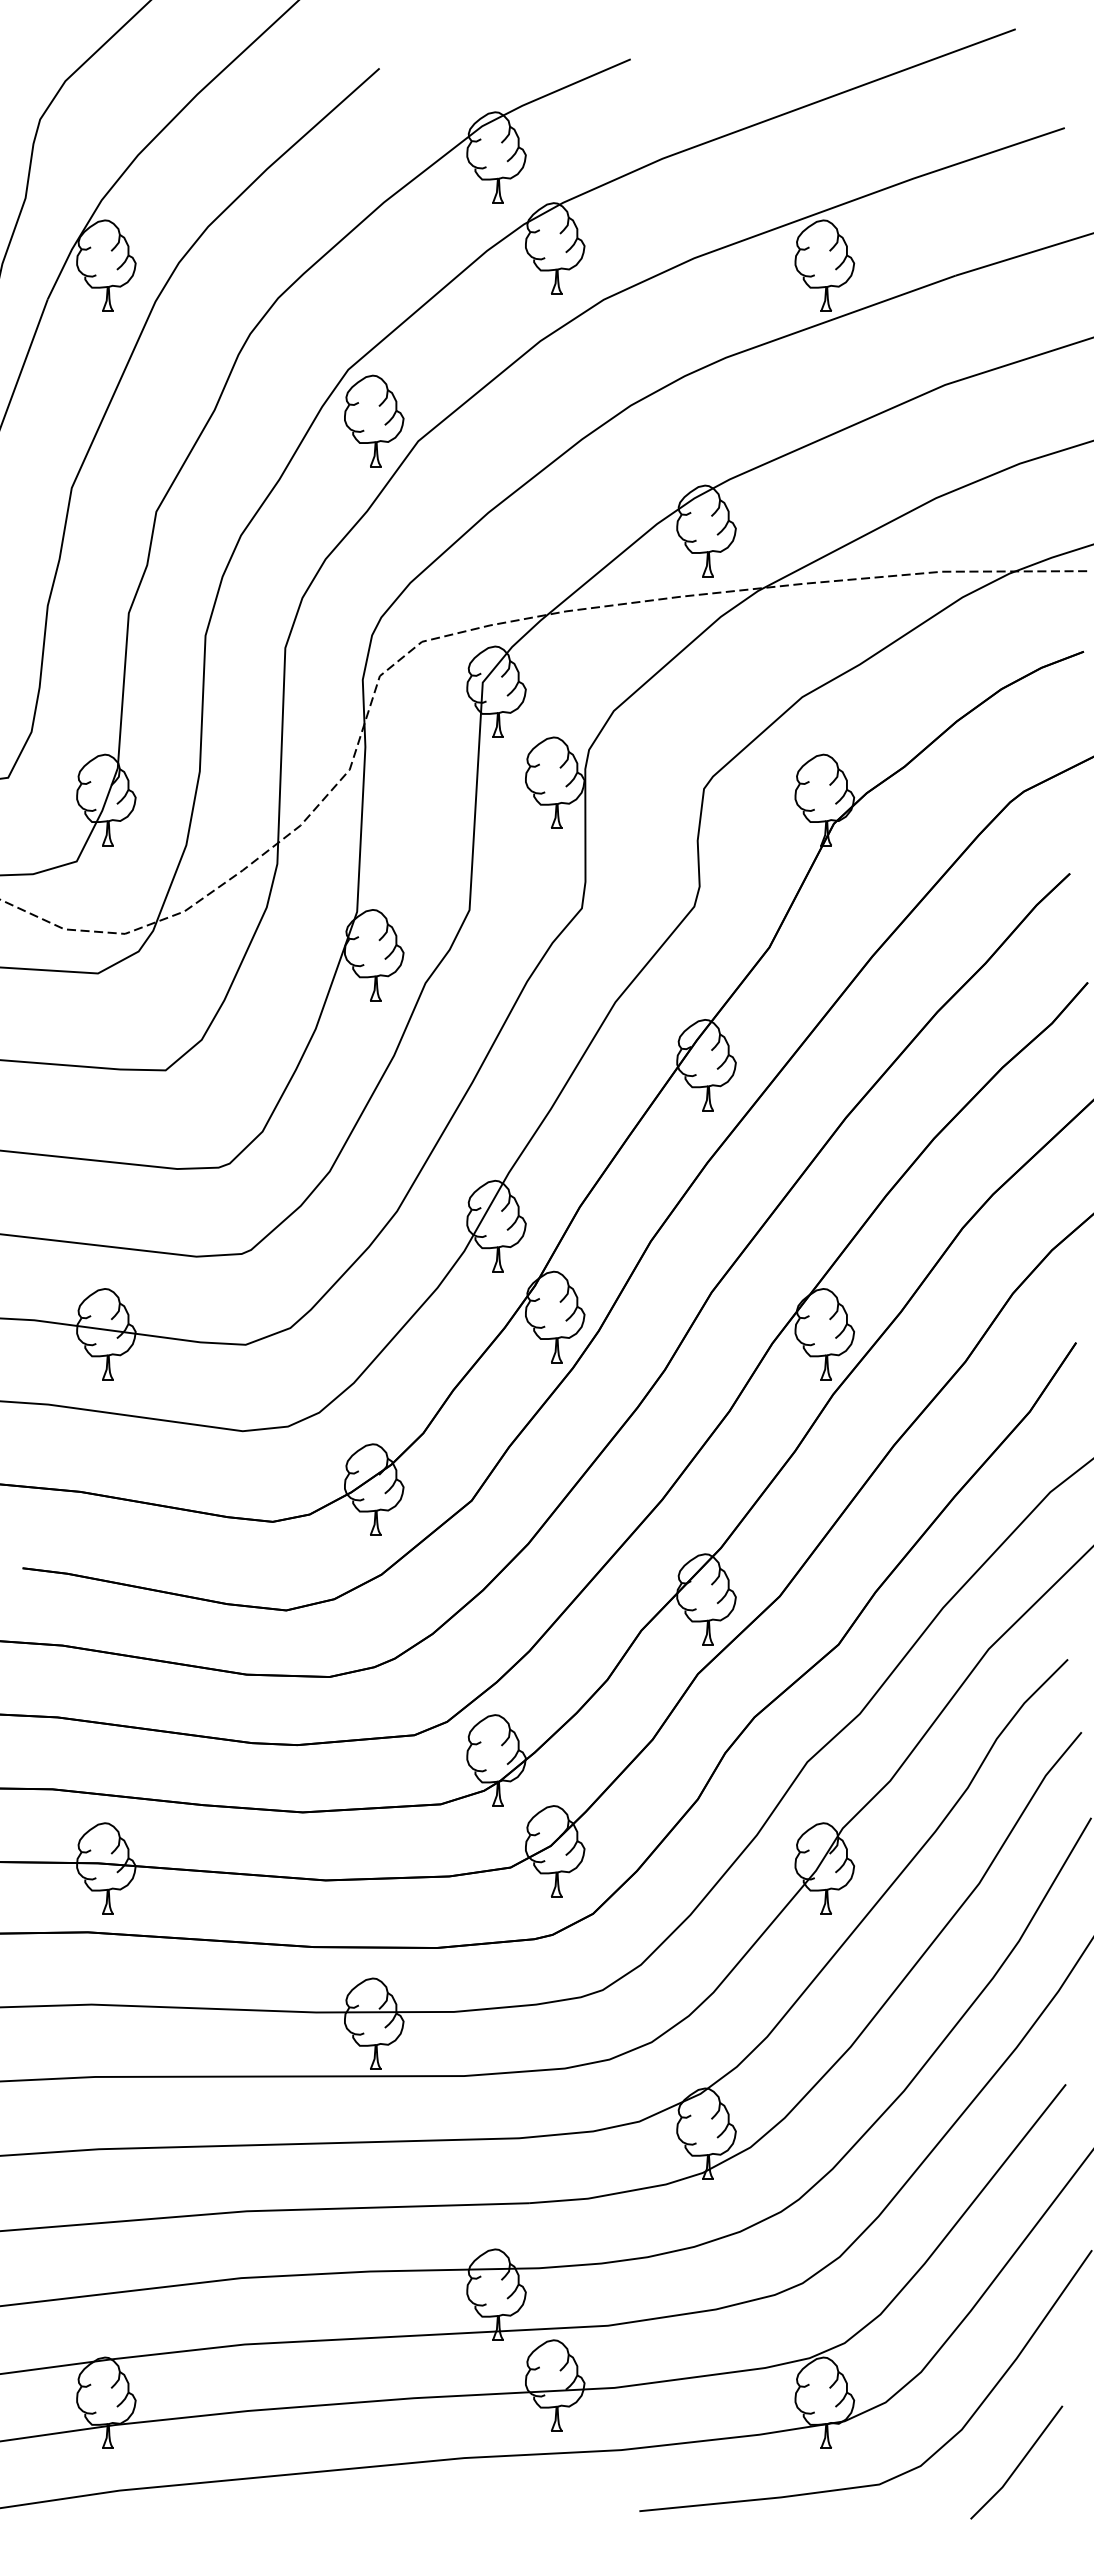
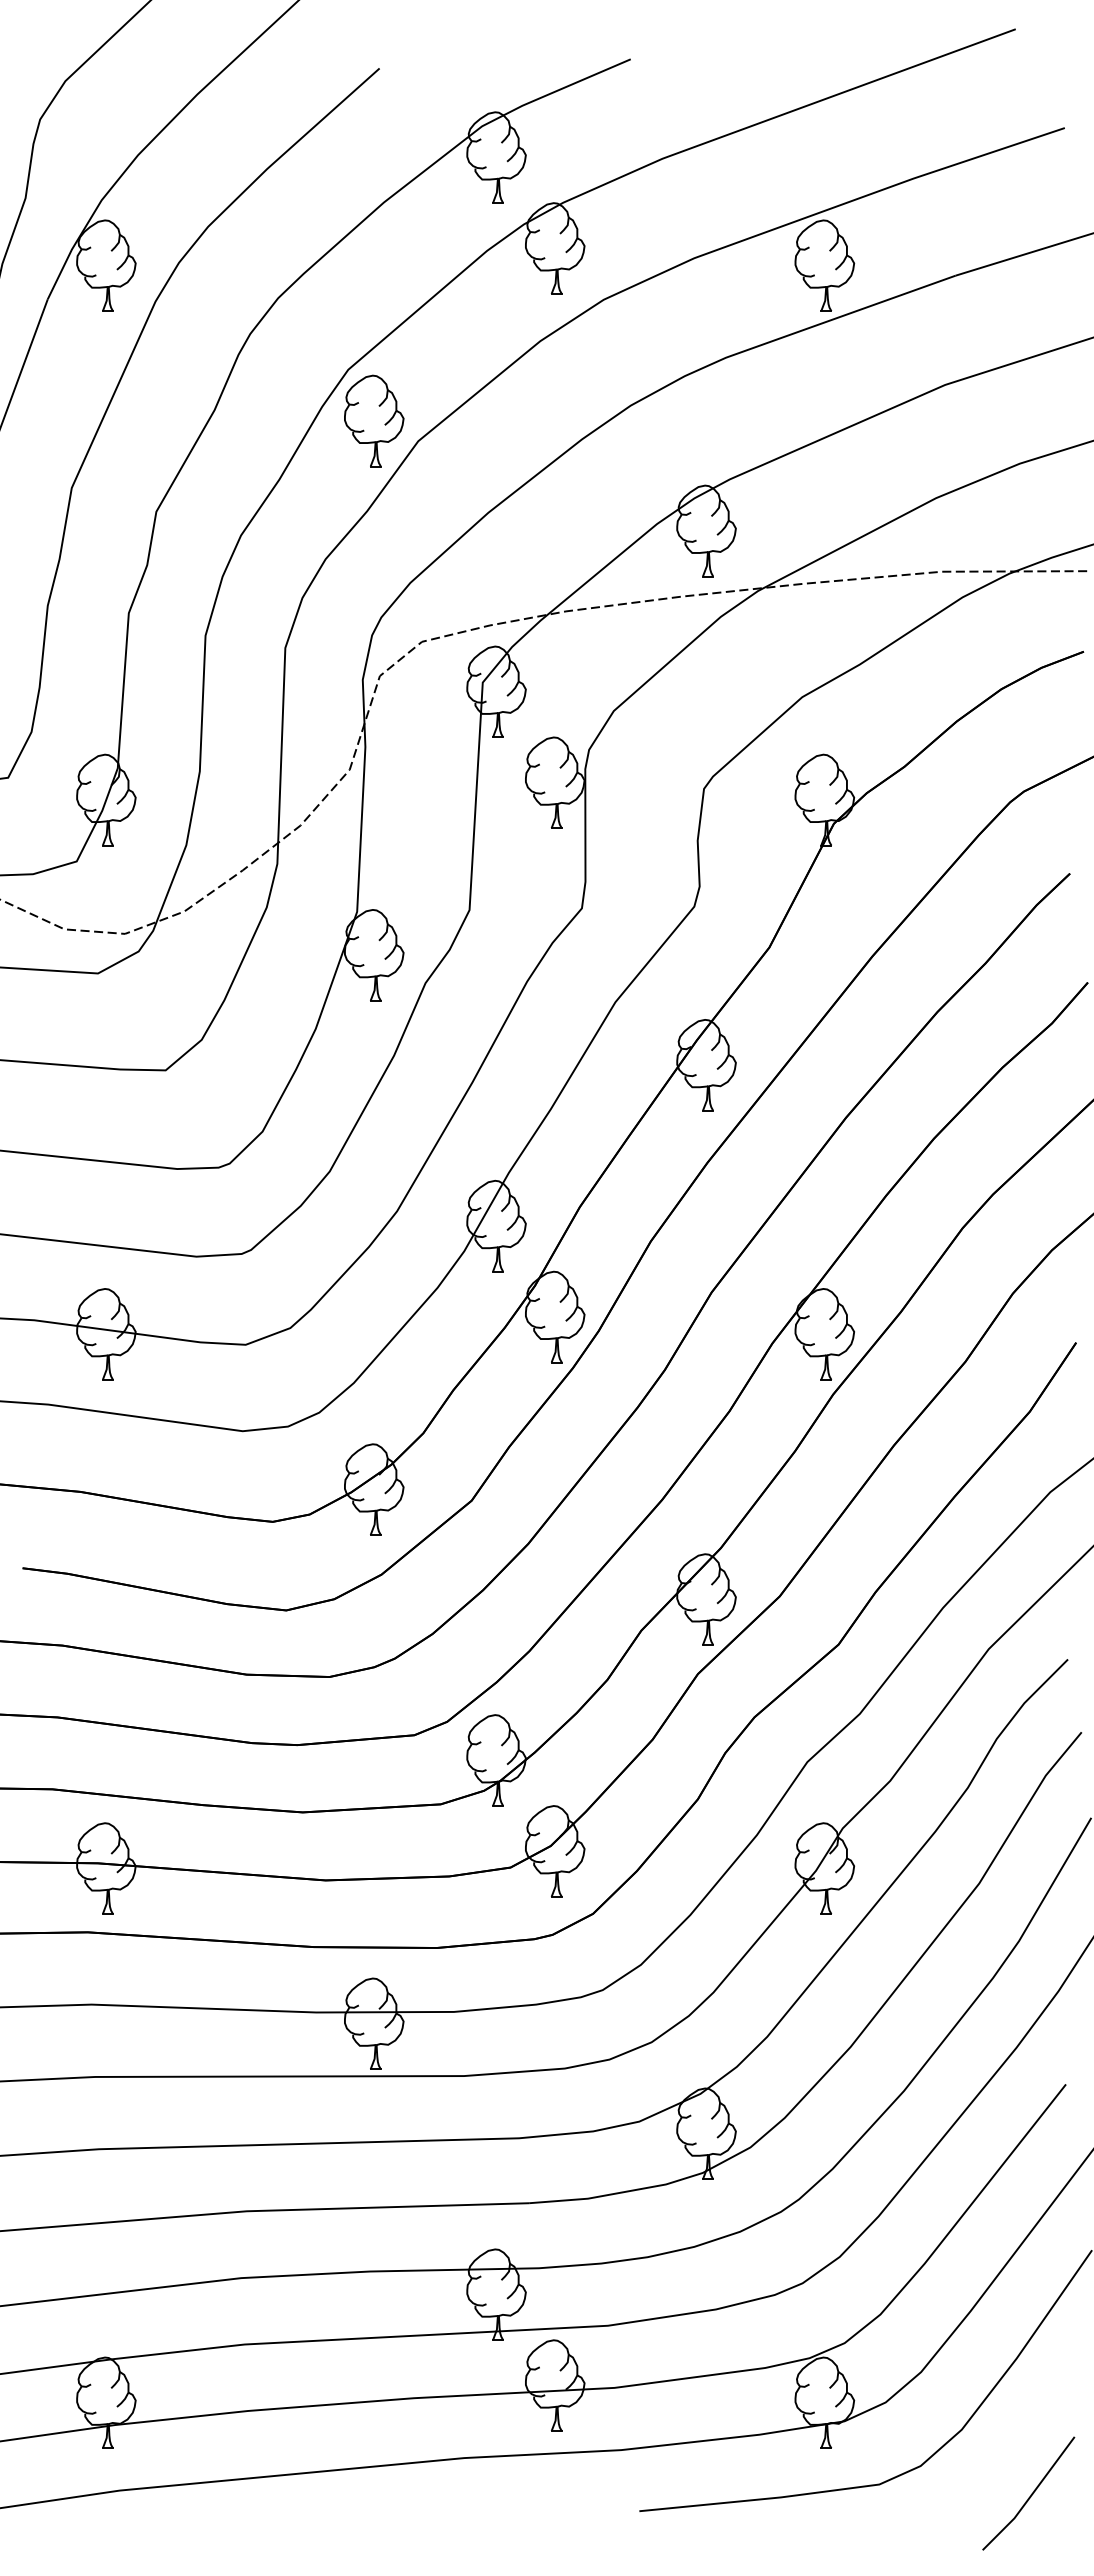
line position: (1018, 2463) -> (1030, 2494) (1030, 2494)
